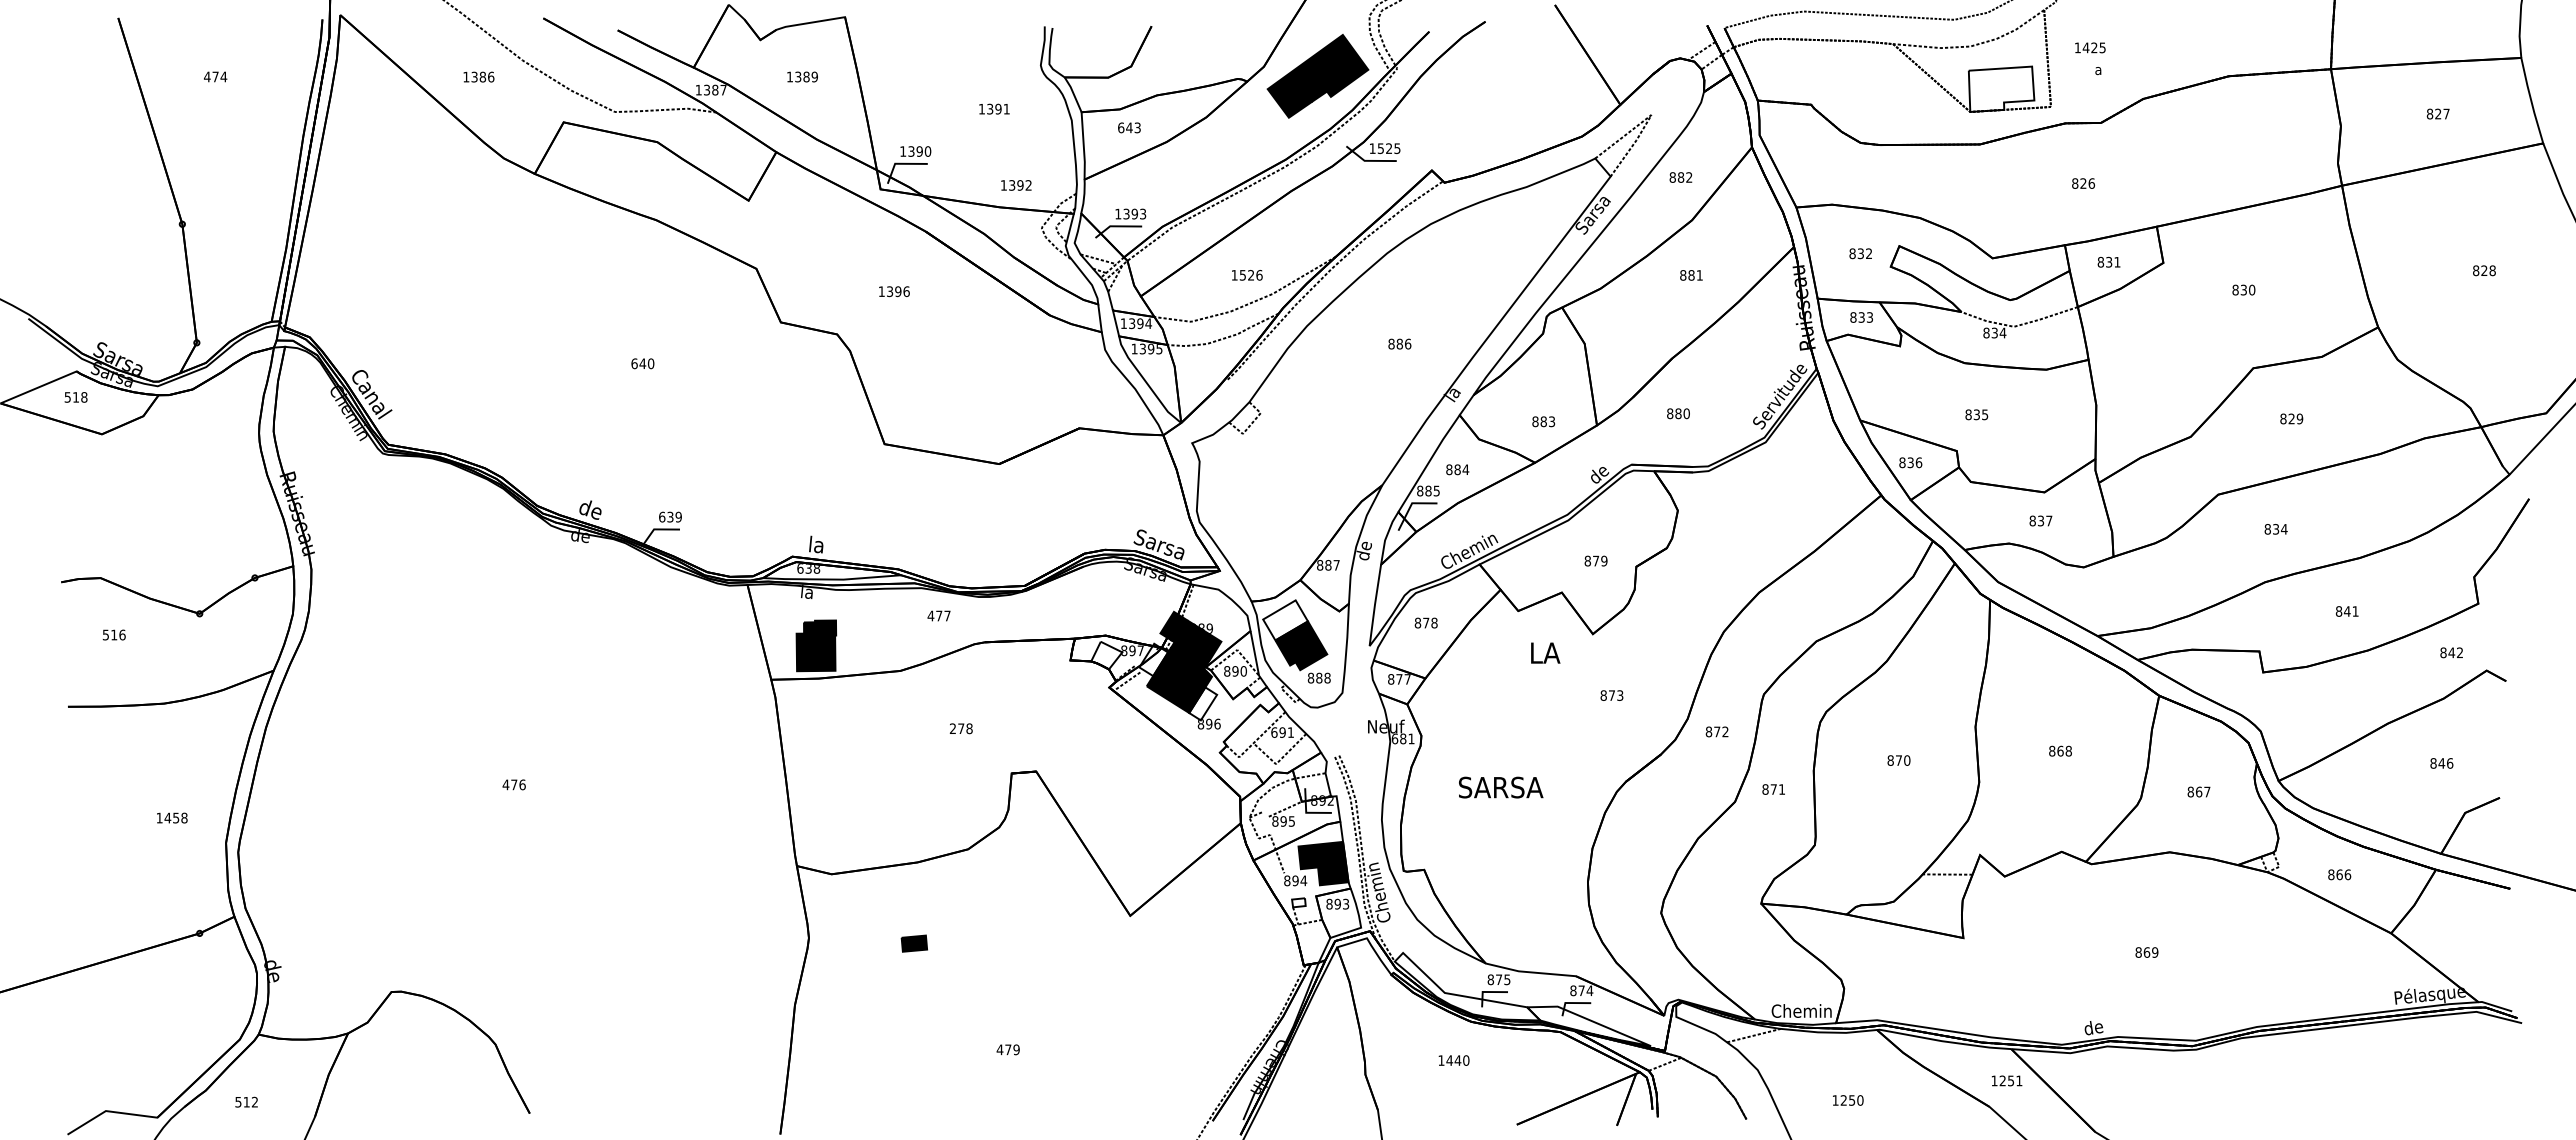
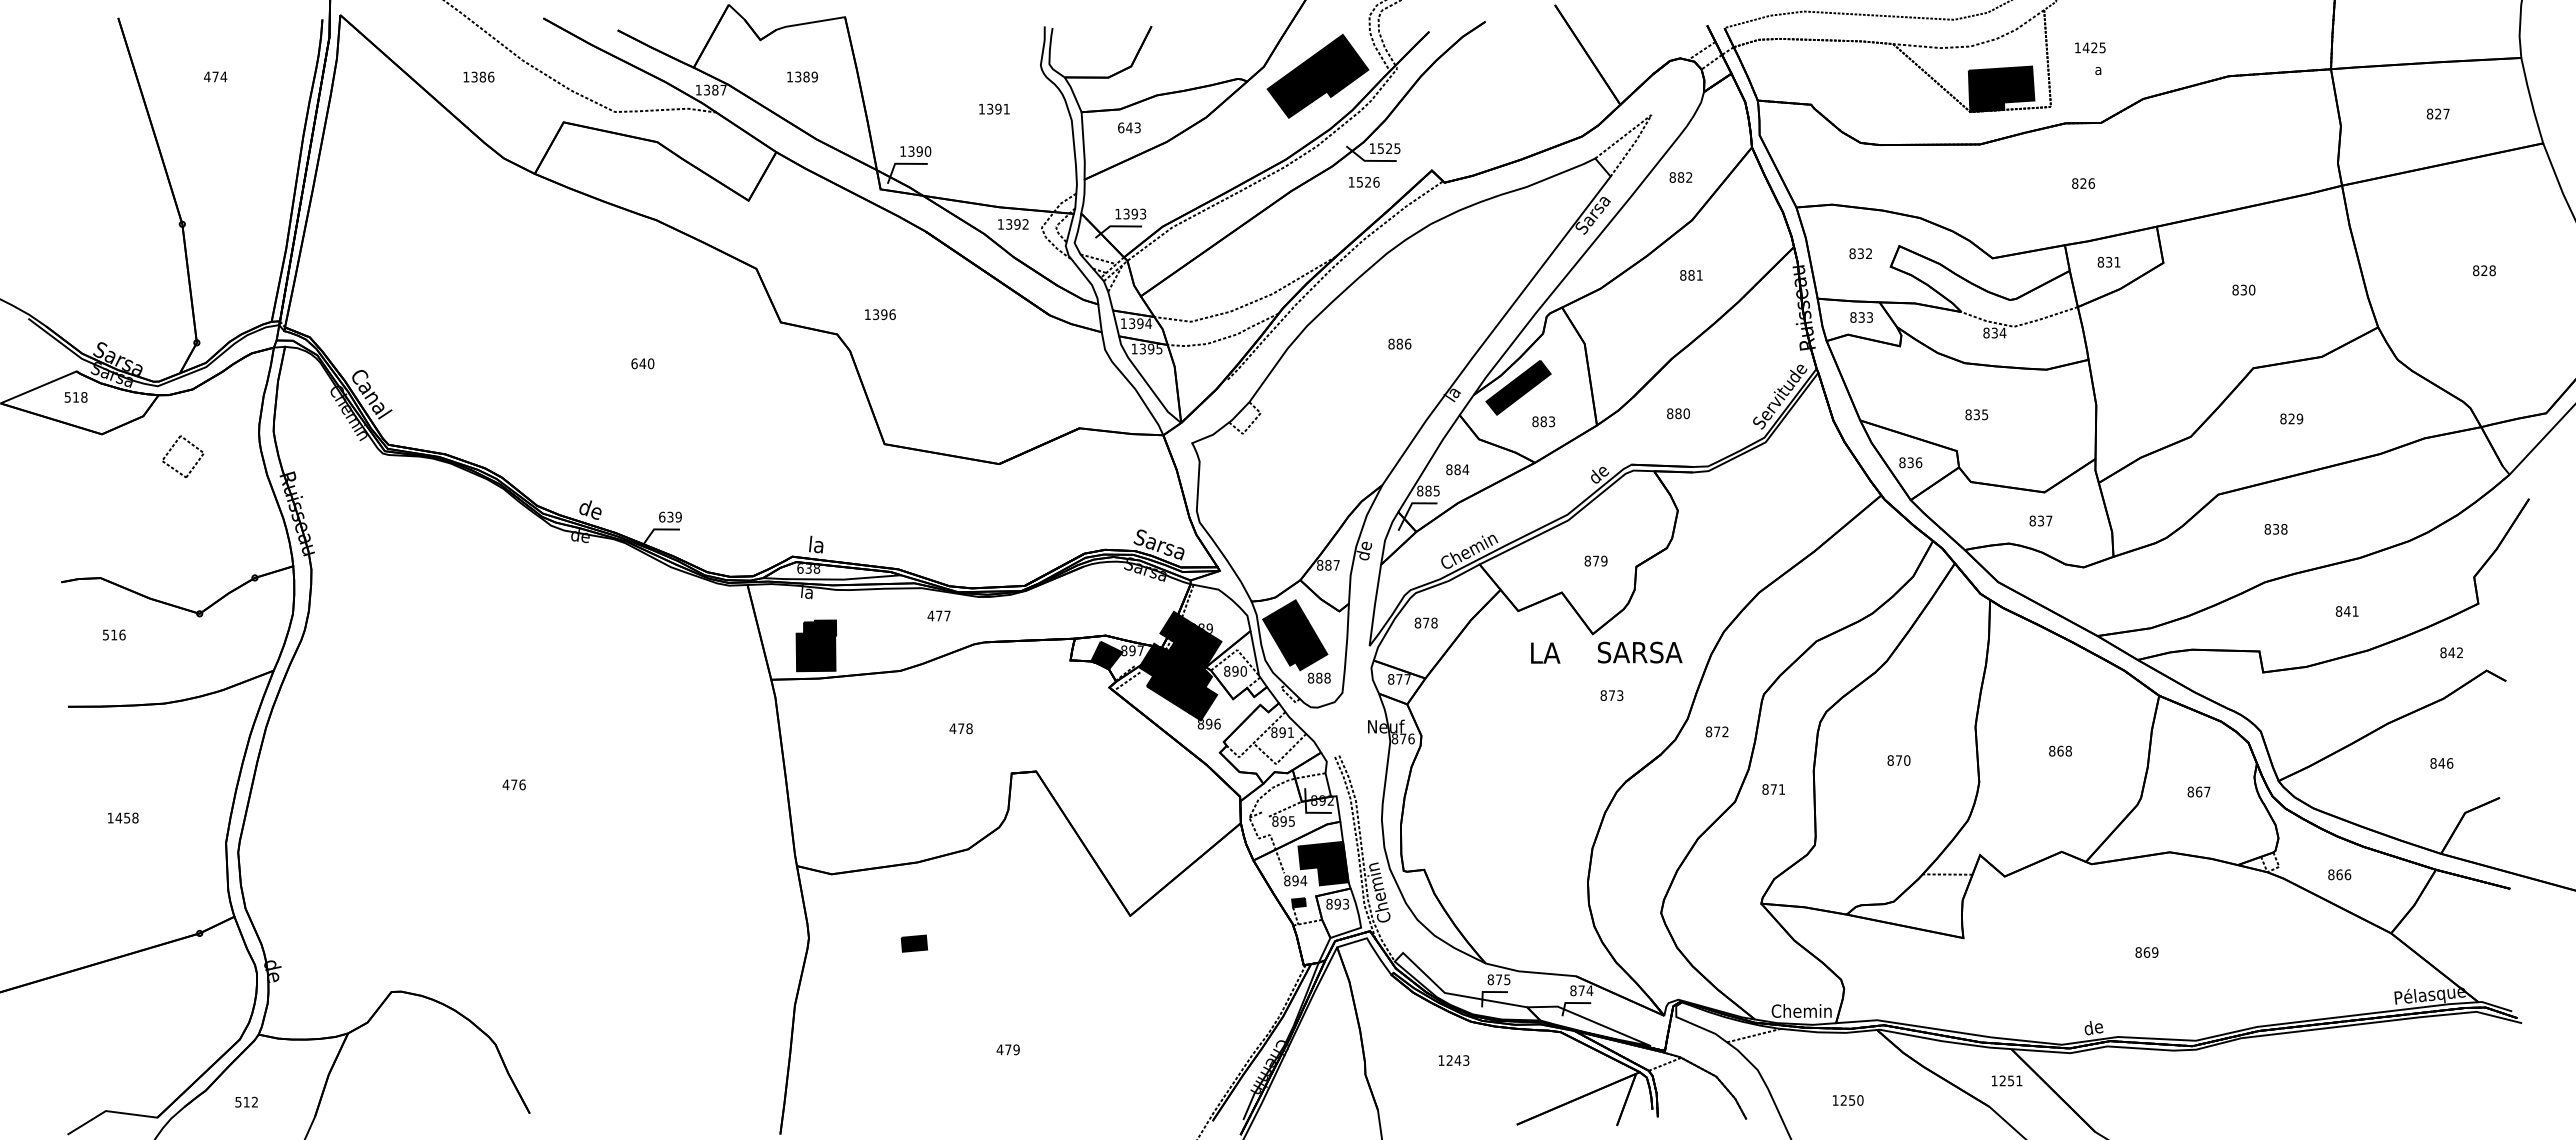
fill: none -> present (2001, 88)
text position: (1016, 185) -> (1013, 224) (1013, 224)
text position: (1247, 275) -> (1364, 182) (1364, 182)
text position: (894, 291) -> (880, 314) (880, 314)
part: none -> present (1518, 387)
part: none -> present (173, 447)
text: 834 -> 838 (2283, 529)
fill: none -> present (1285, 620)
fill: none -> present (1106, 655)
fill: none -> present (1153, 659)
fill: none -> present (1203, 703)
text: 278 -> 478 (952, 728)
text: 691 -> 891 (1274, 732)
text: 681 -> 876 (1402, 738)
text position: (1501, 787) -> (1640, 652) (1640, 652)
text position: (172, 817) -> (123, 817) (123, 817)
fill: none -> present (1298, 902)
text: 1440 -> 1243 (1457, 1060)
